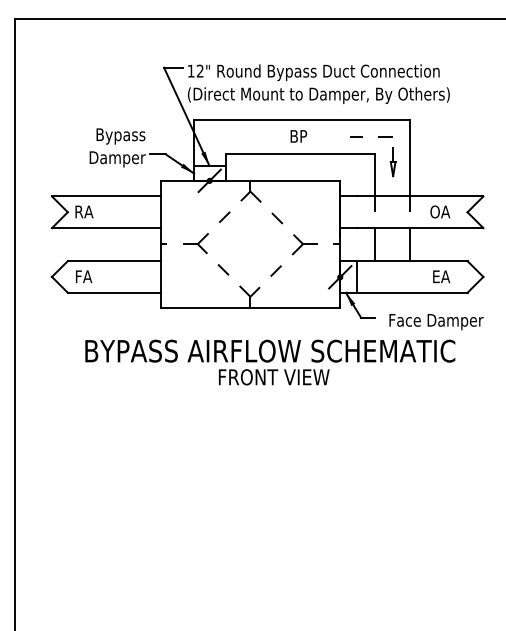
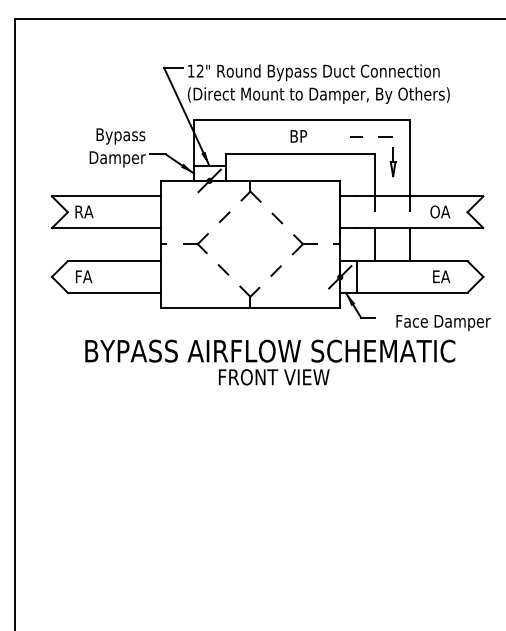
text position: (436, 322) -> (443, 323) (443, 323)
